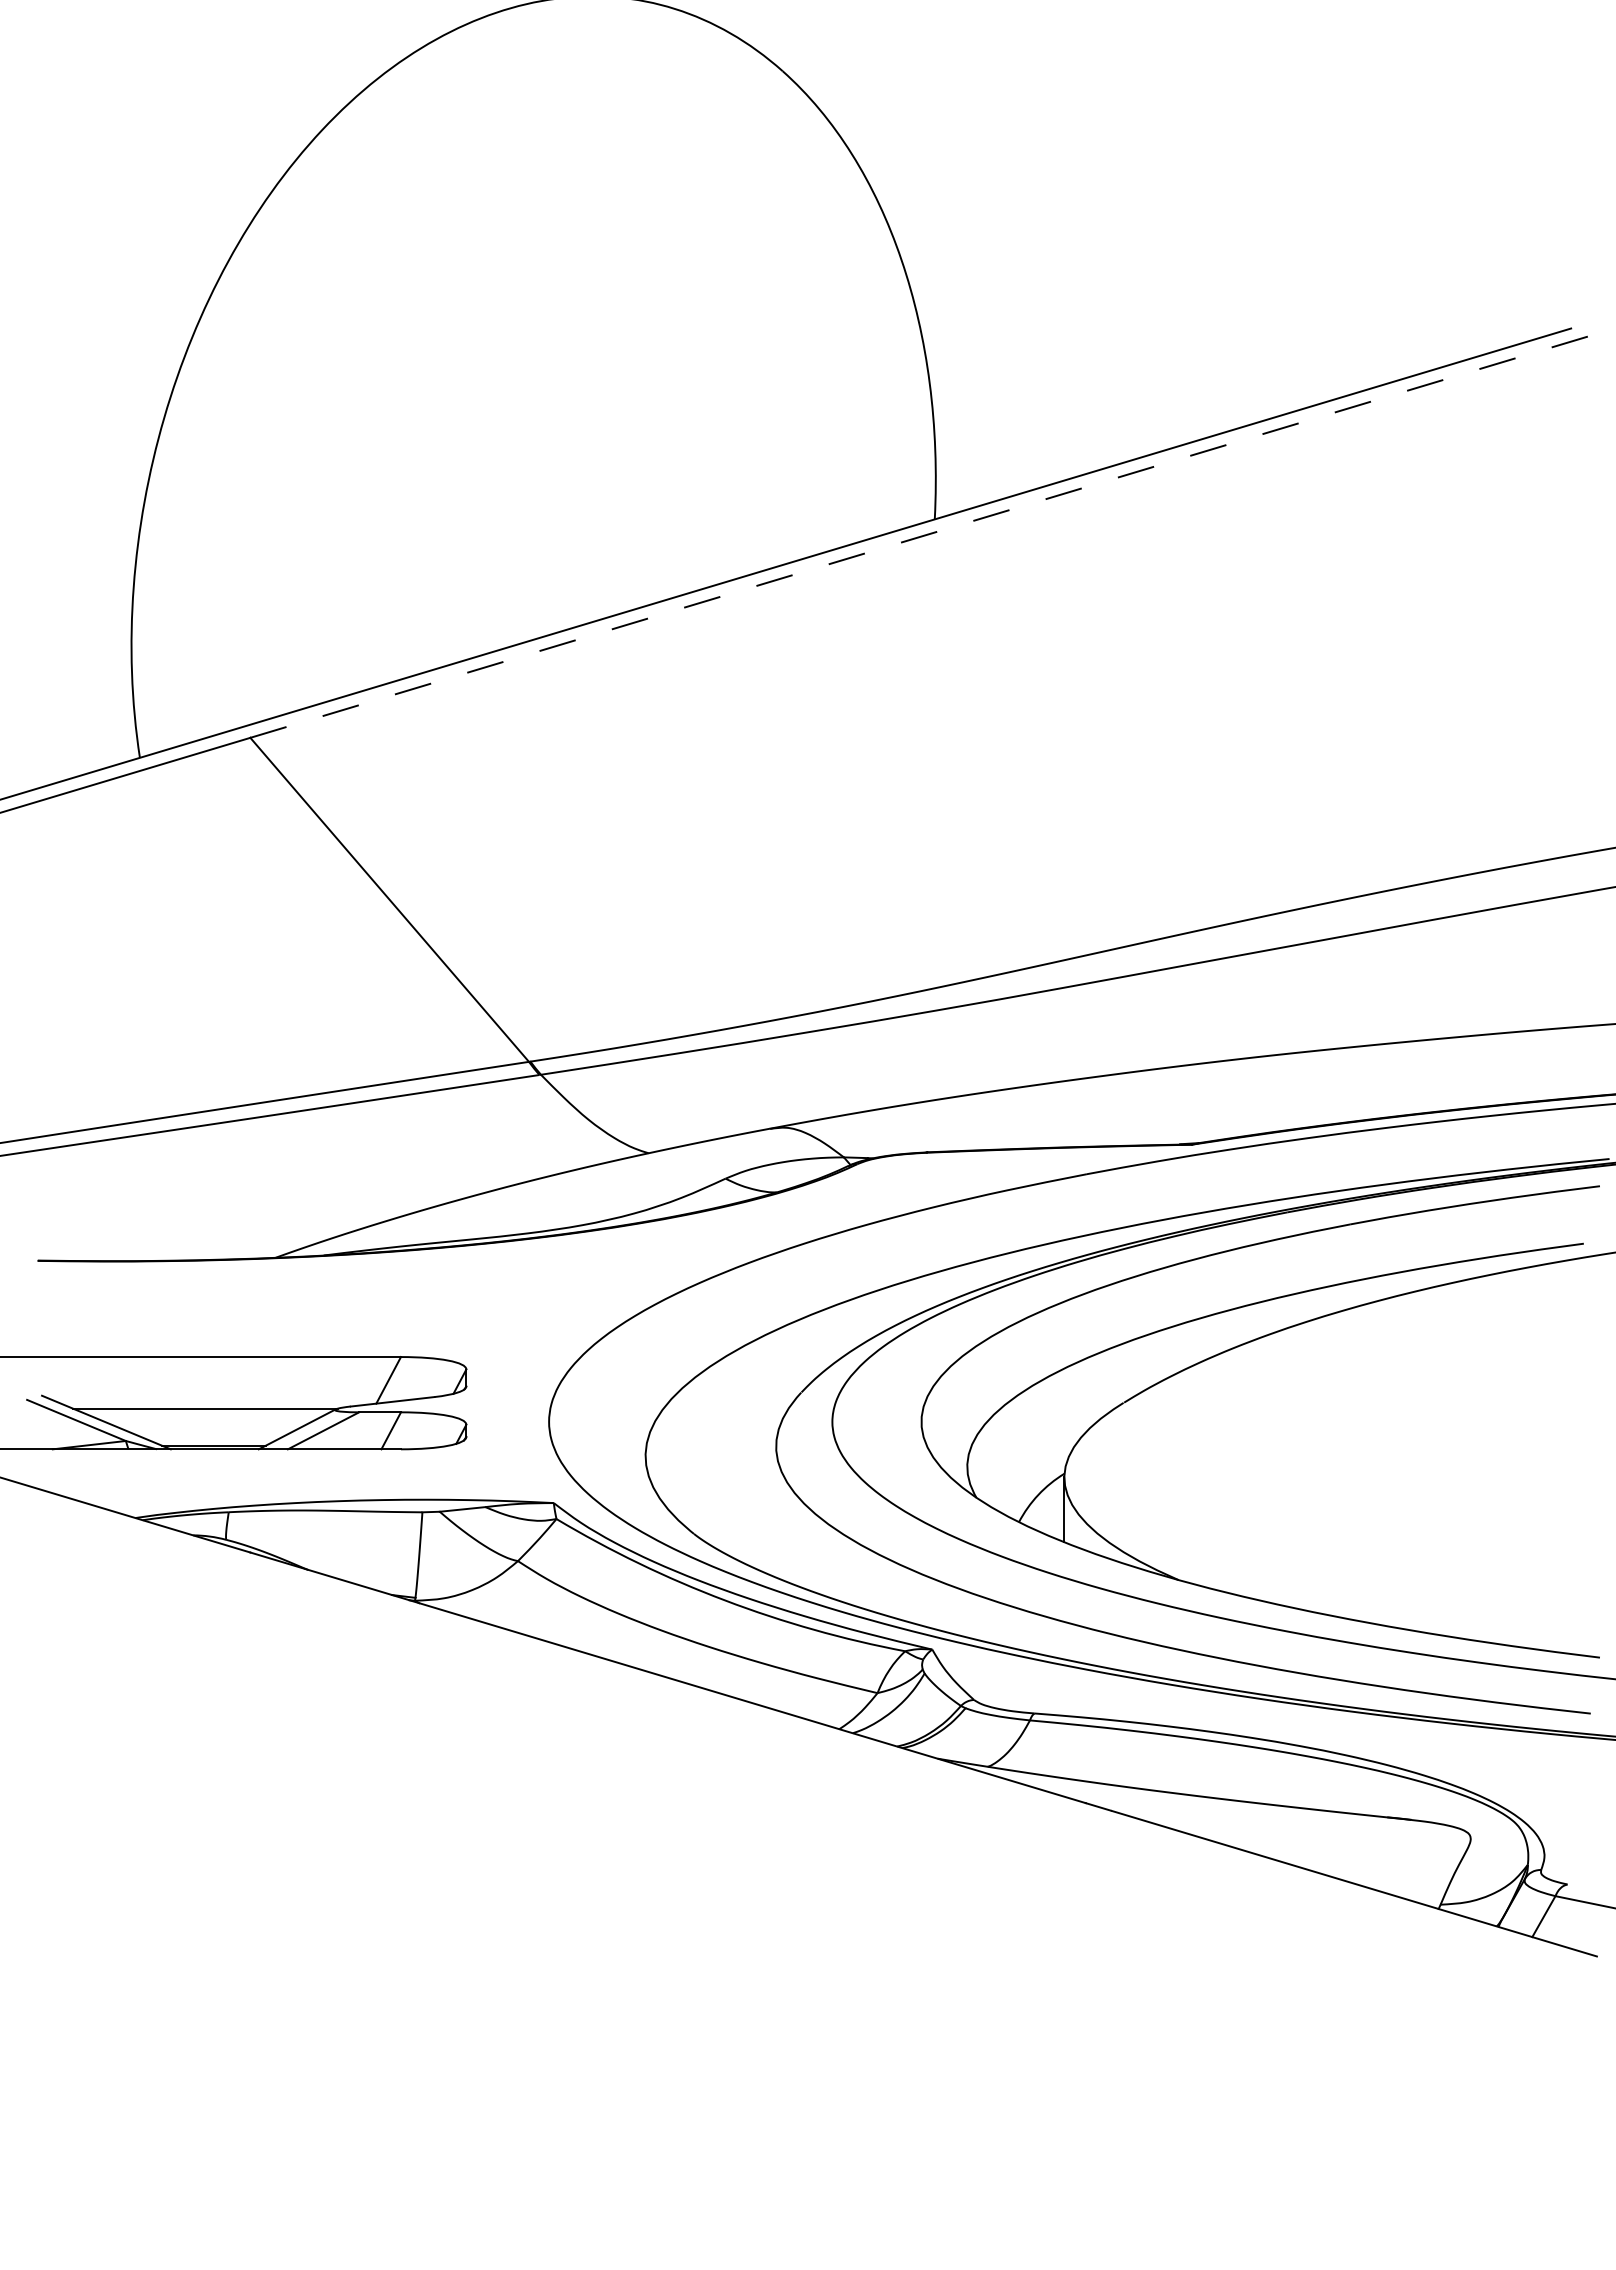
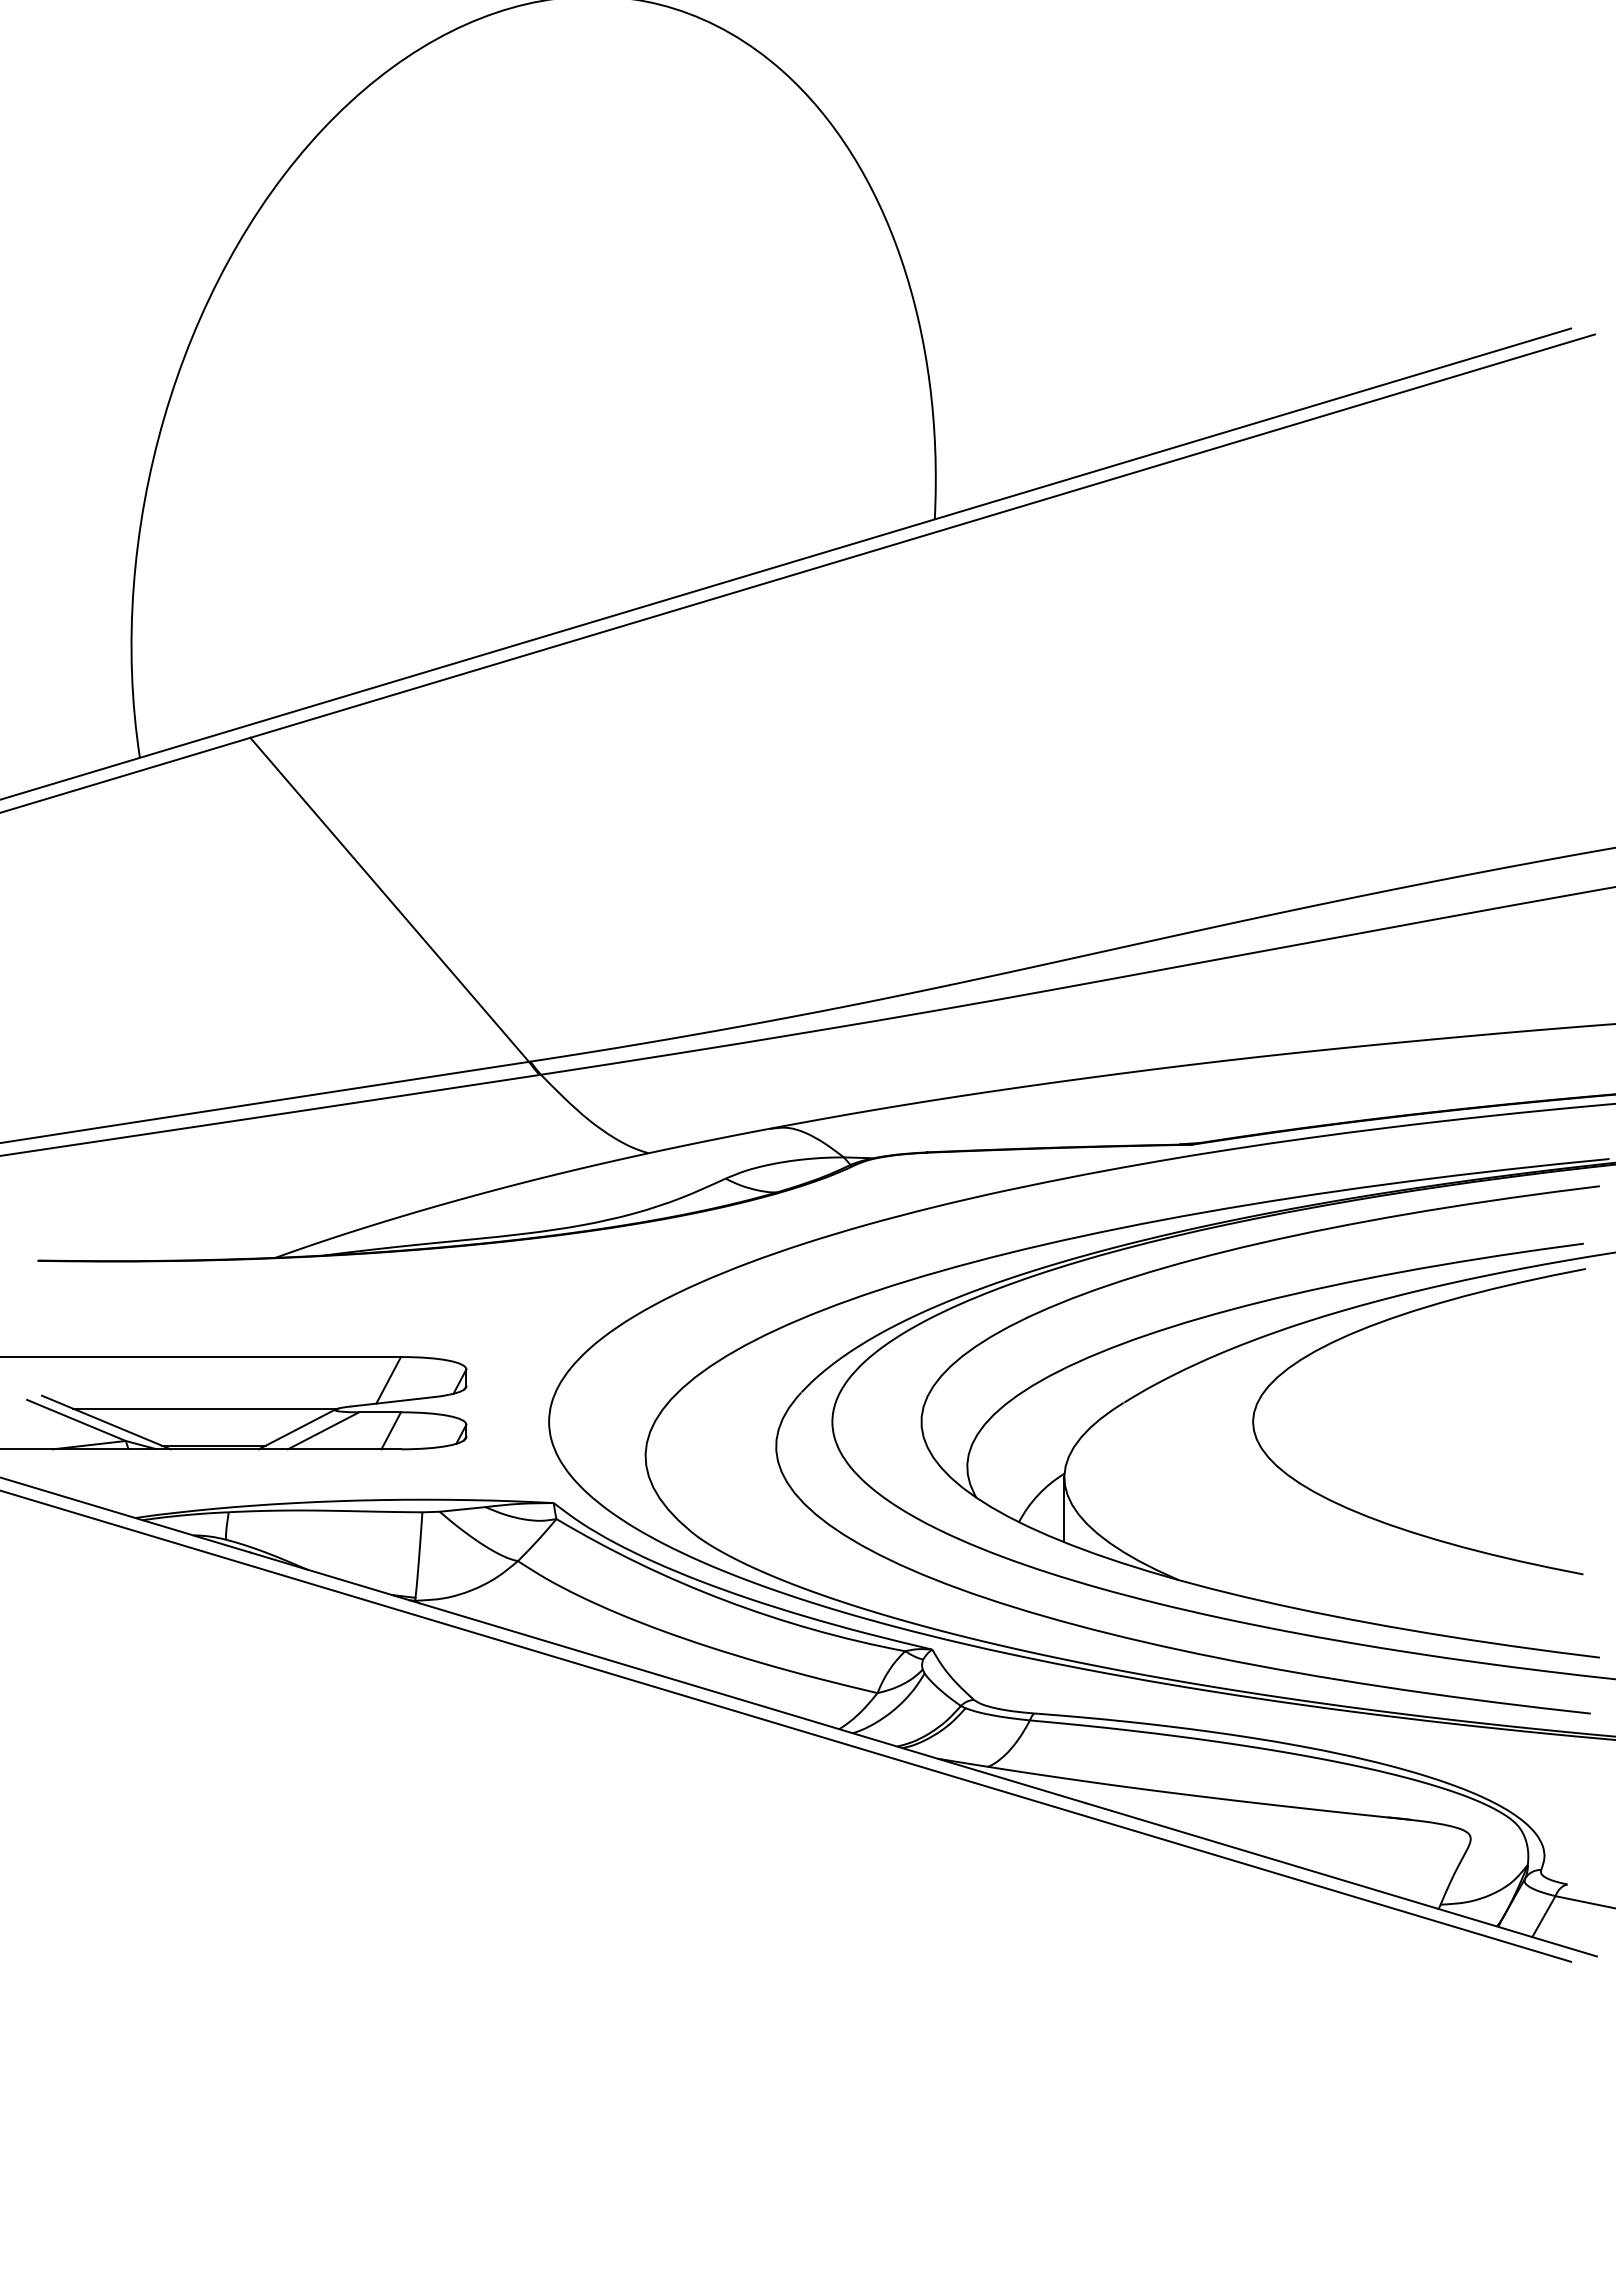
line: dashed -> solid (922, 536)
curve: none -> present (1381, 1323)
line: none -> present (786, 1726)
